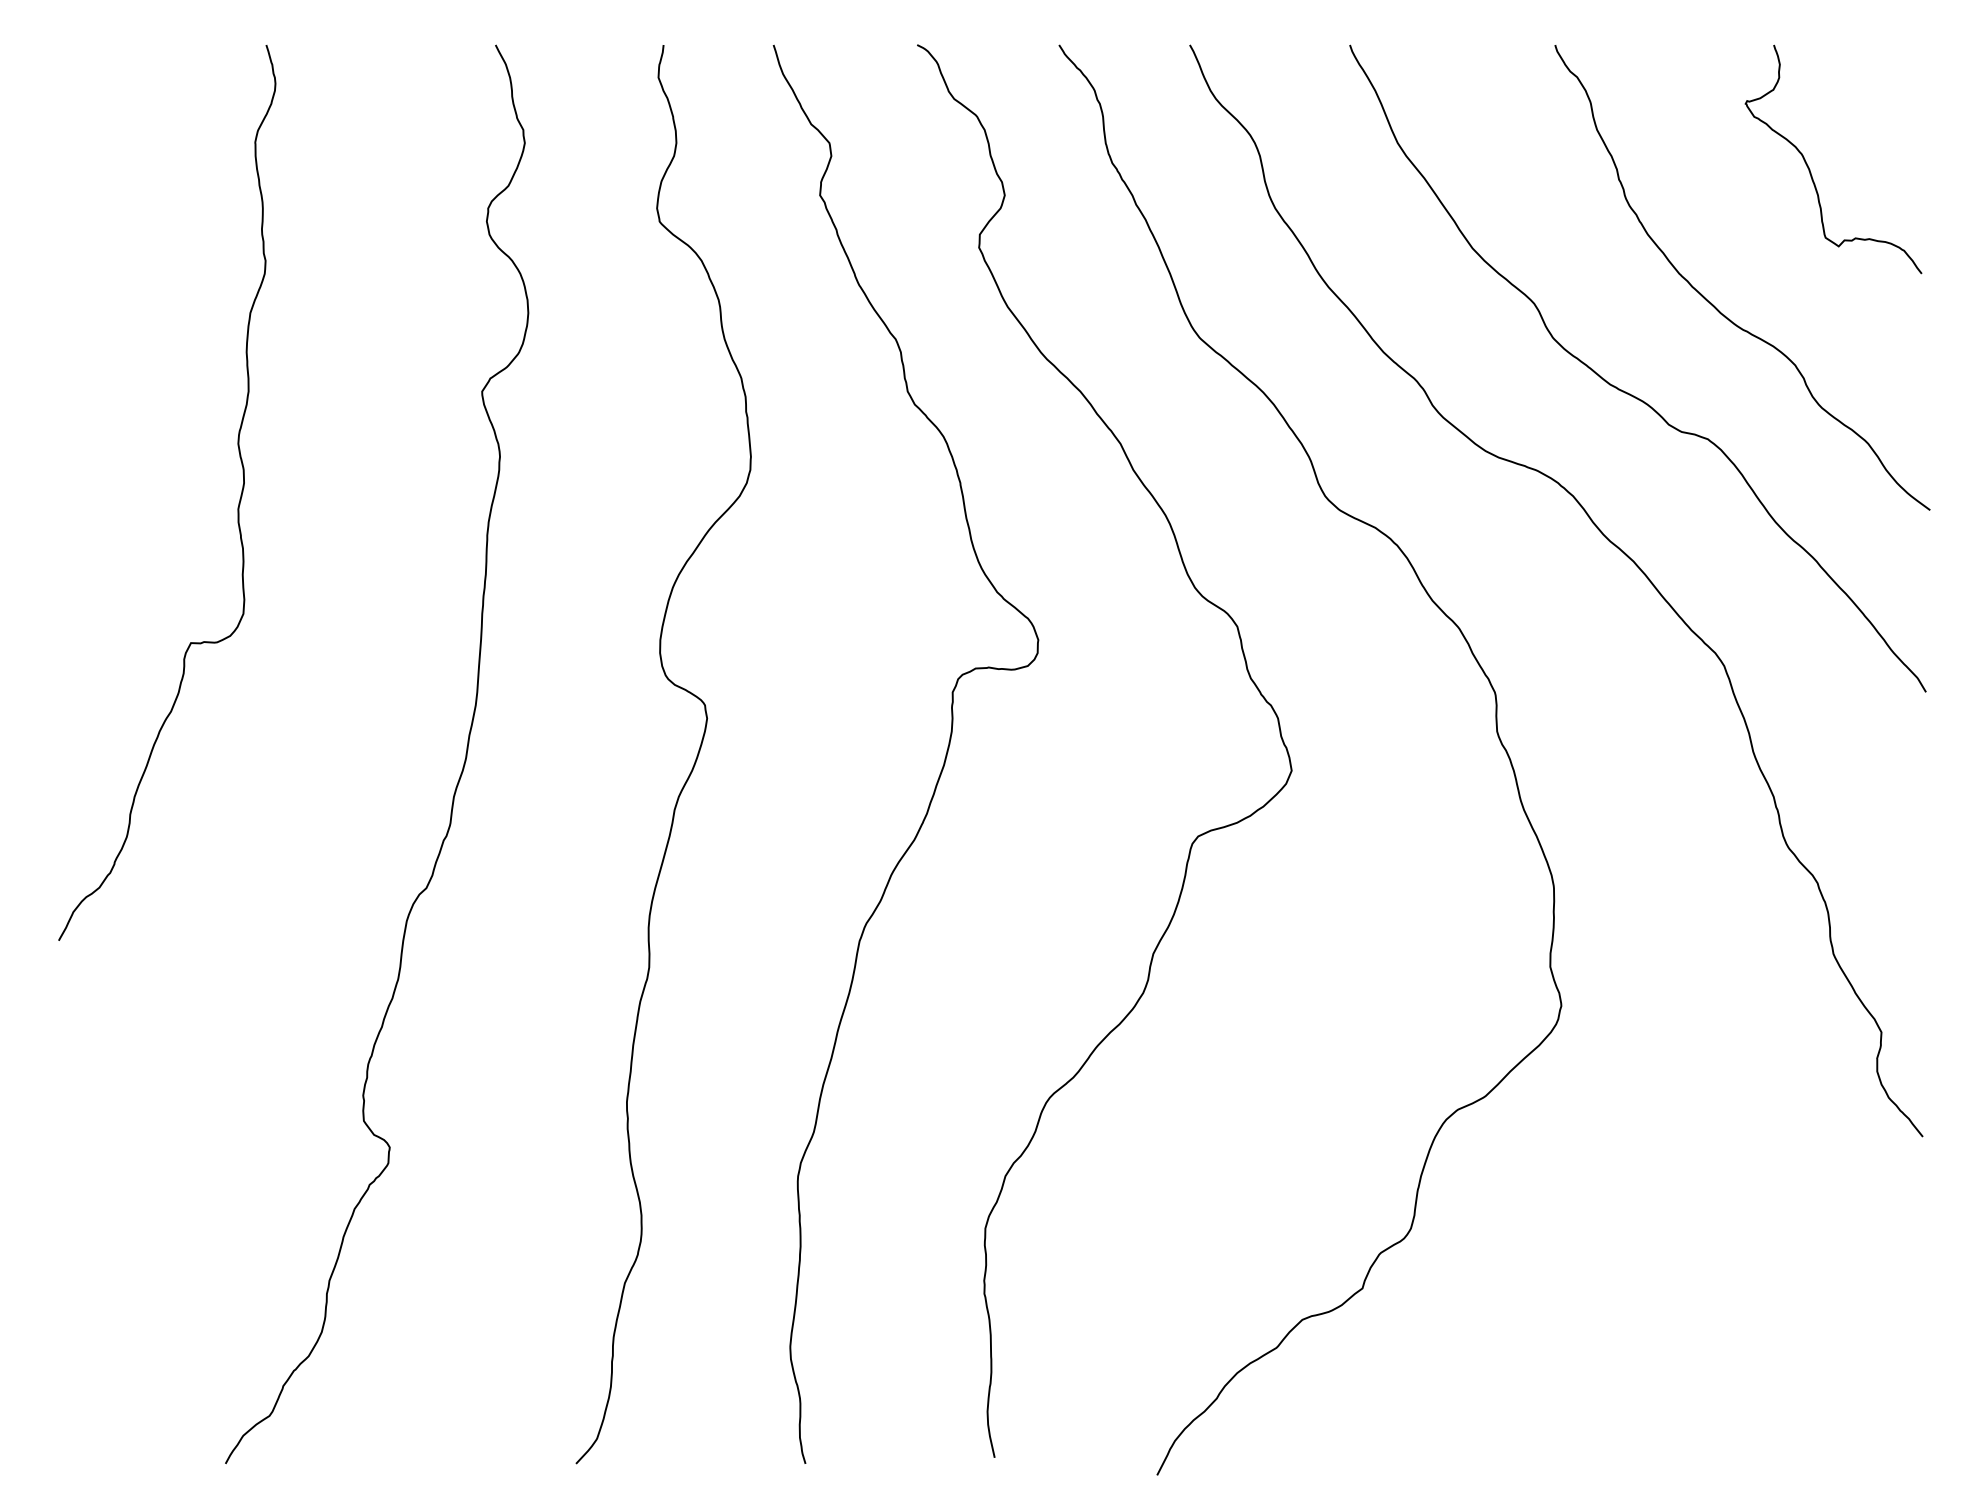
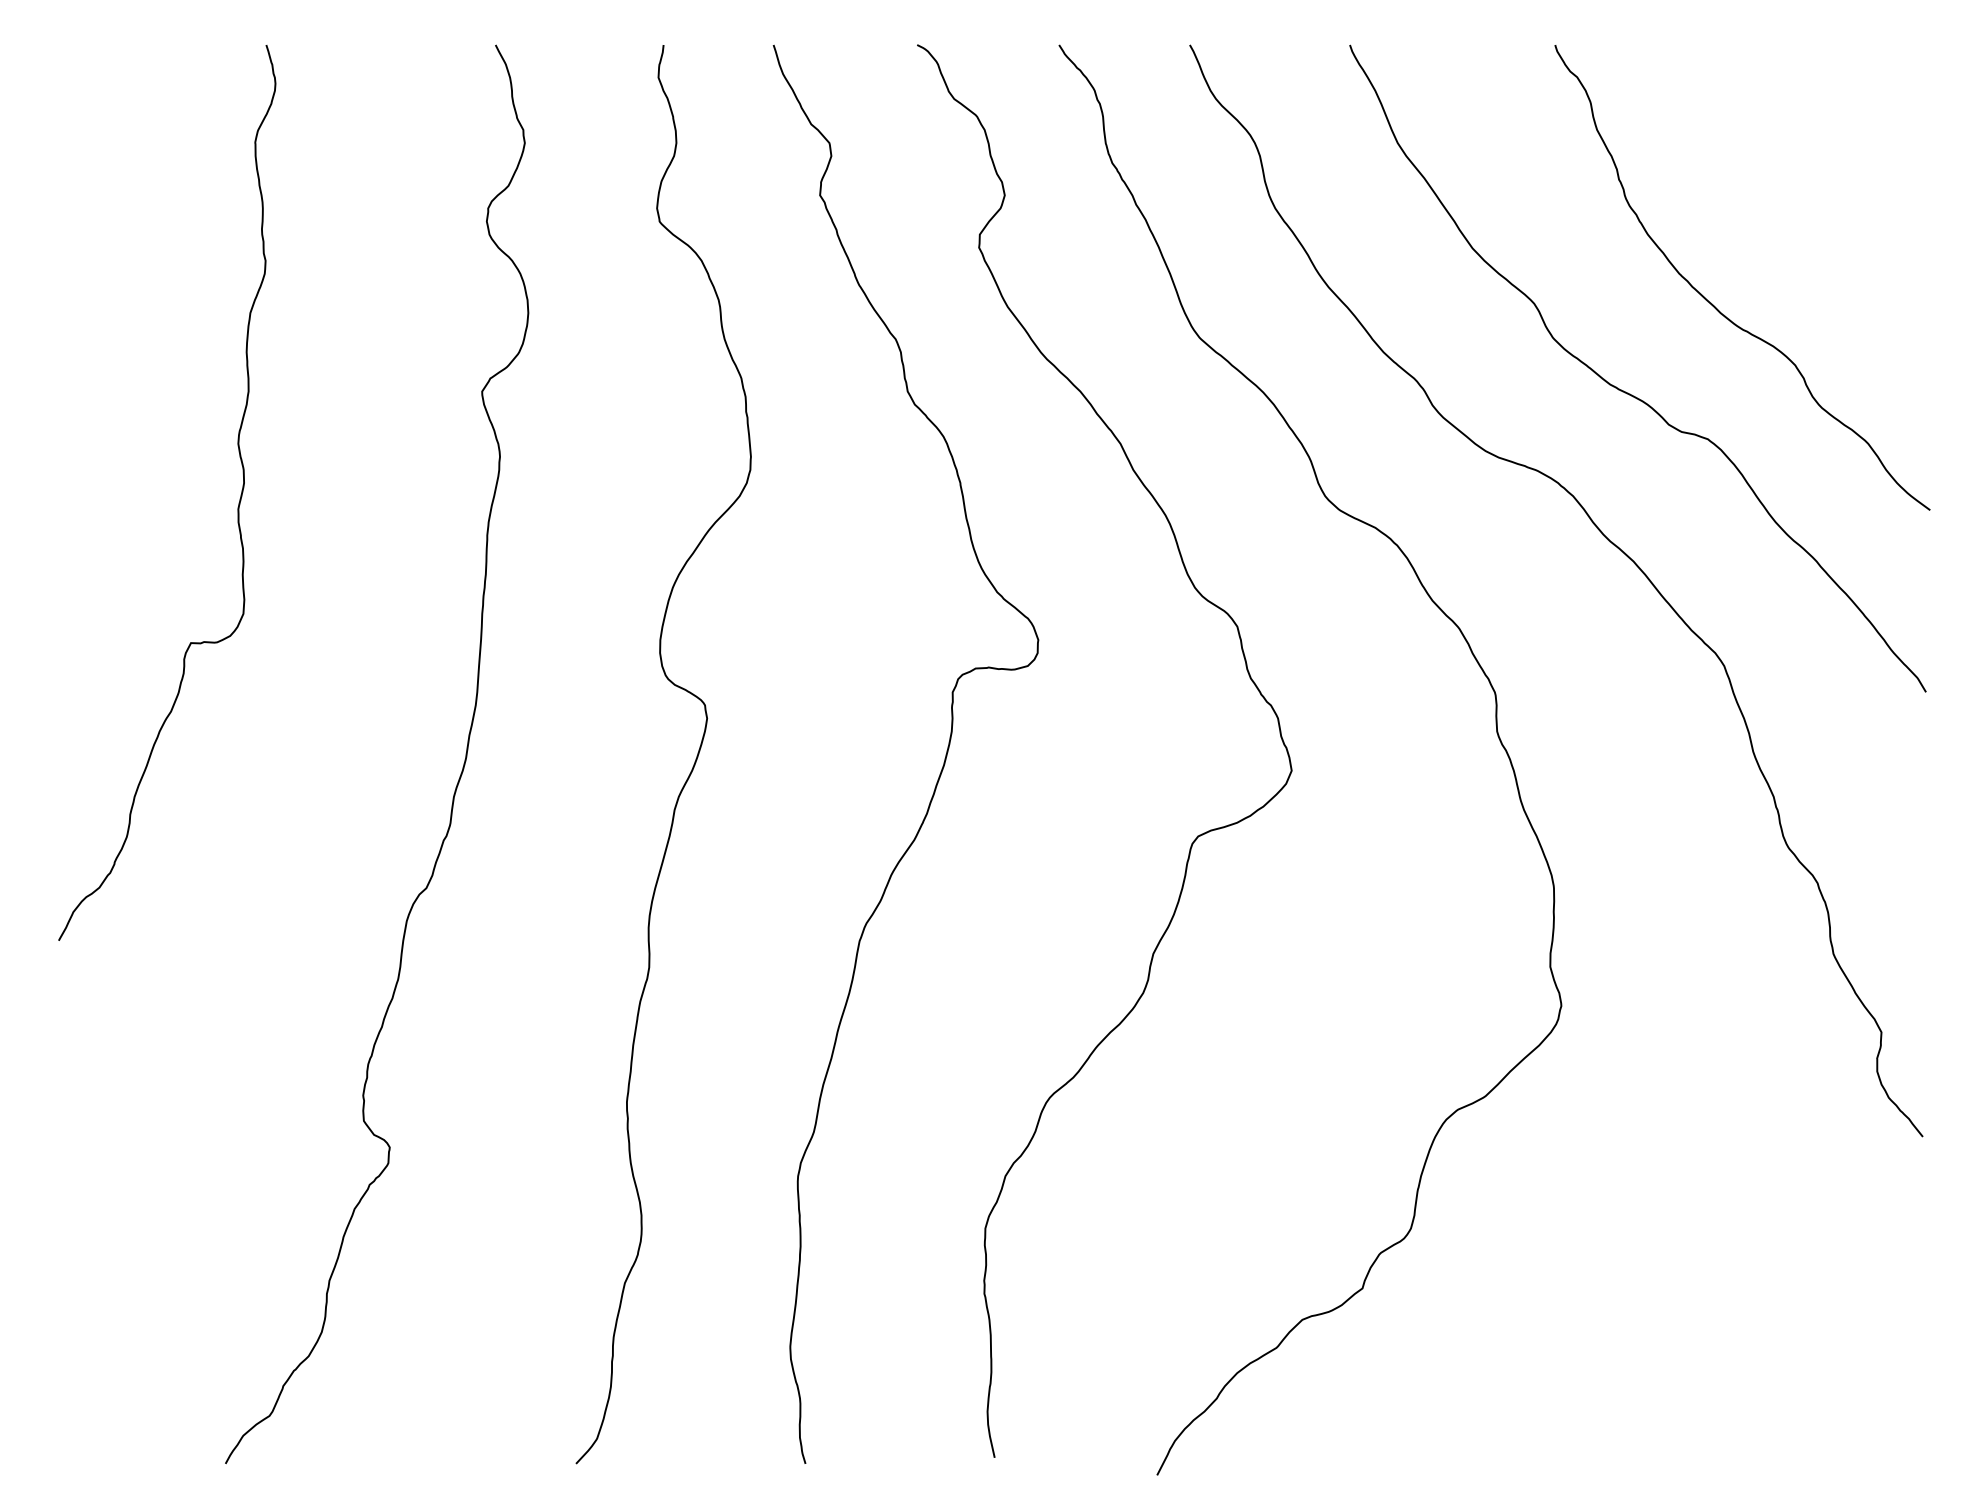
curve: present -> none (1810, 169)
